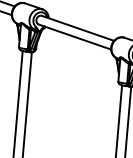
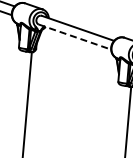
line: solid -> dashed (75, 37)
line: present -> none (17, 102)
line: present -> none (119, 119)
